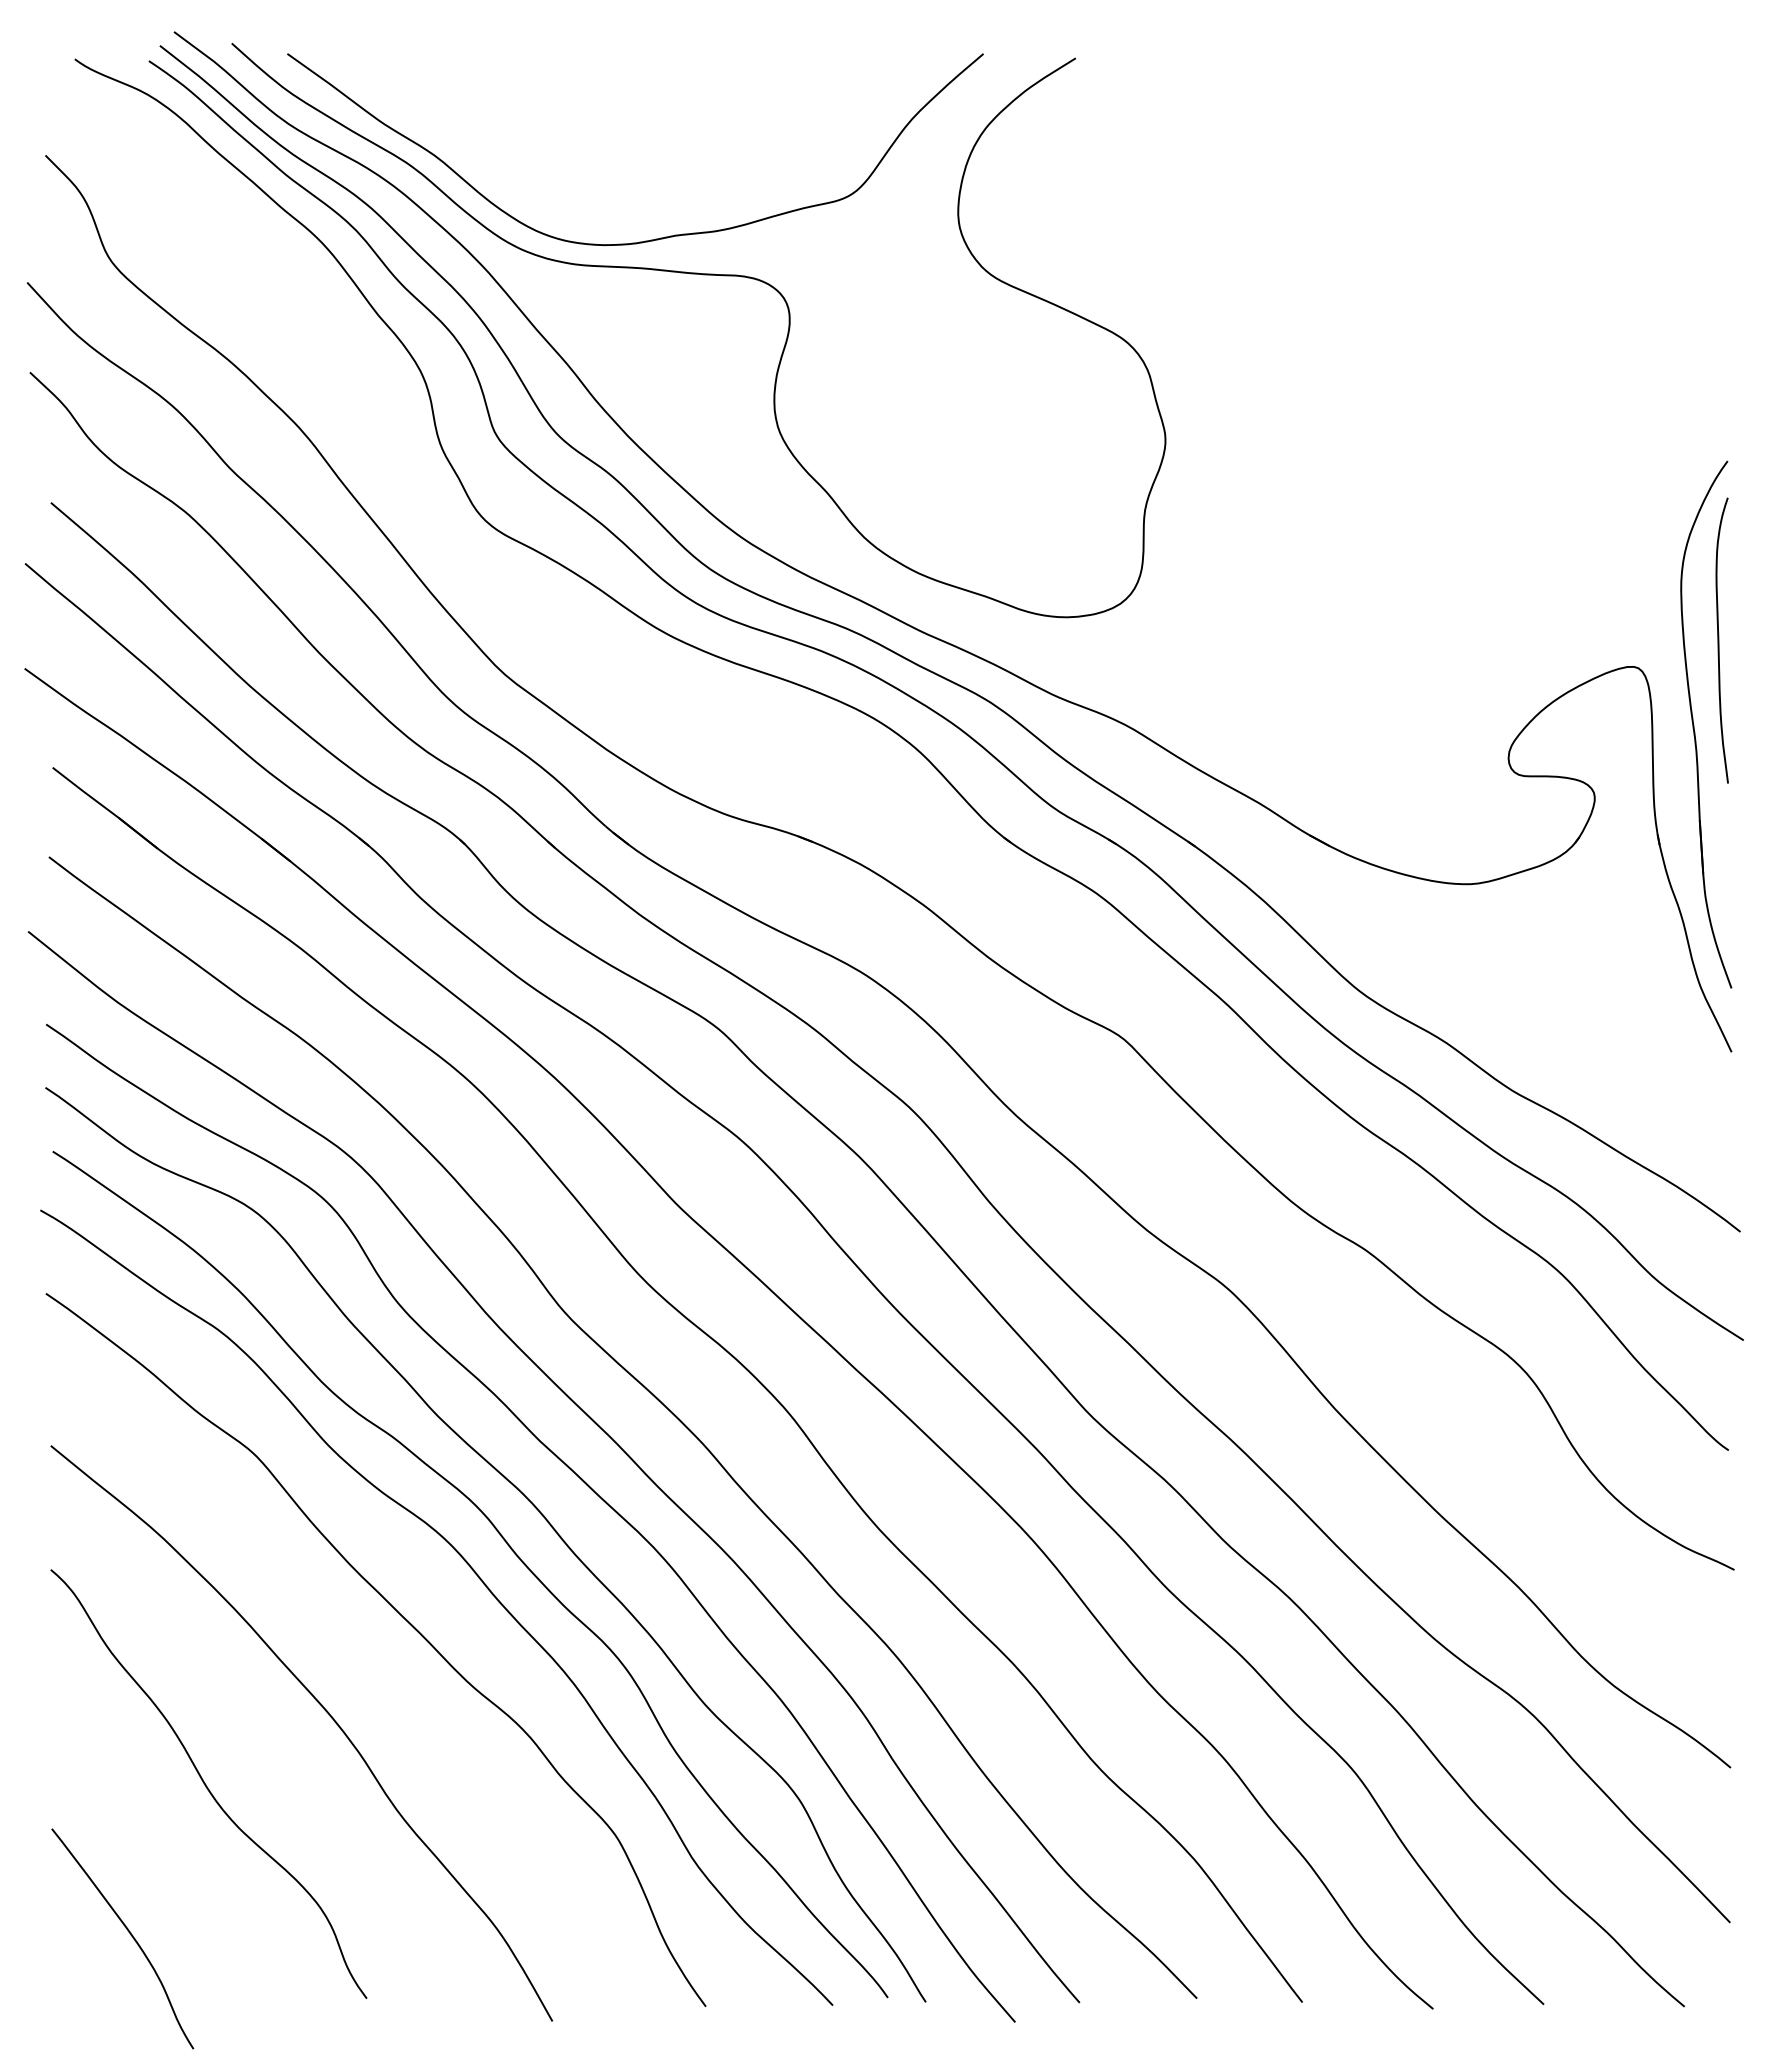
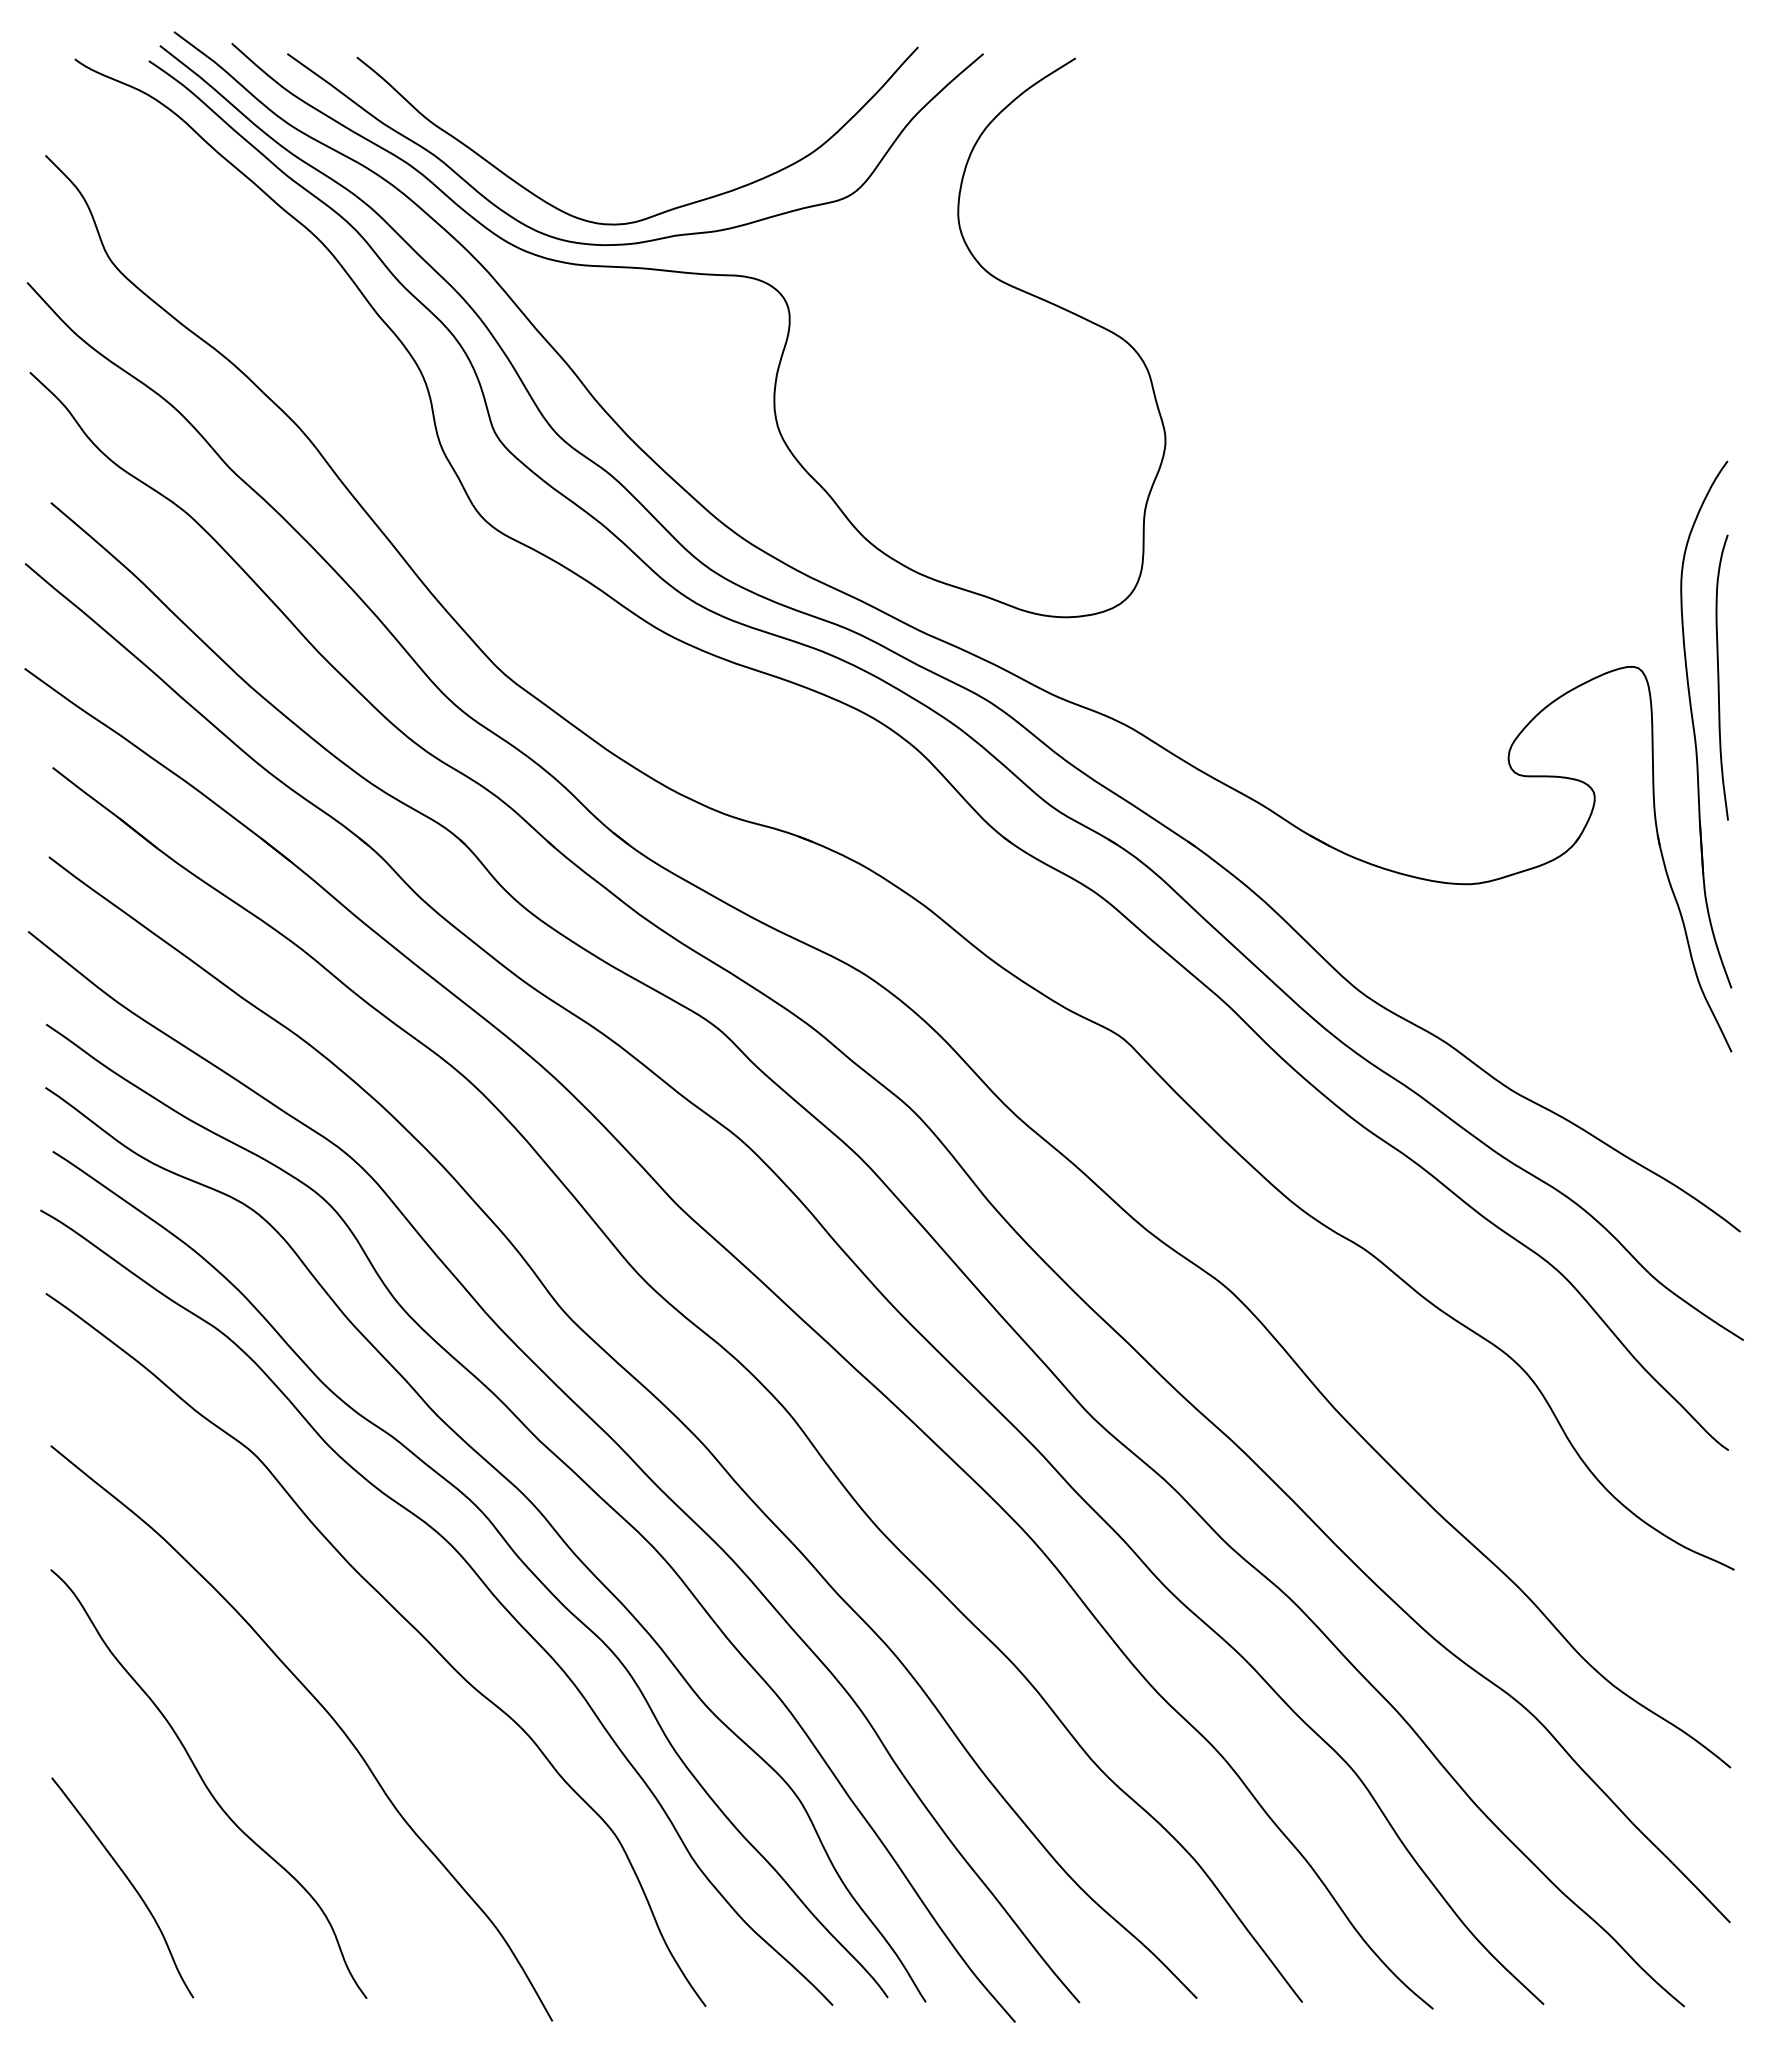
curve: none -> present (662, 211)
curve position: (1719, 640) -> (1719, 677) (1719, 677)
curve position: (128, 1932) -> (128, 1881) (128, 1881)
